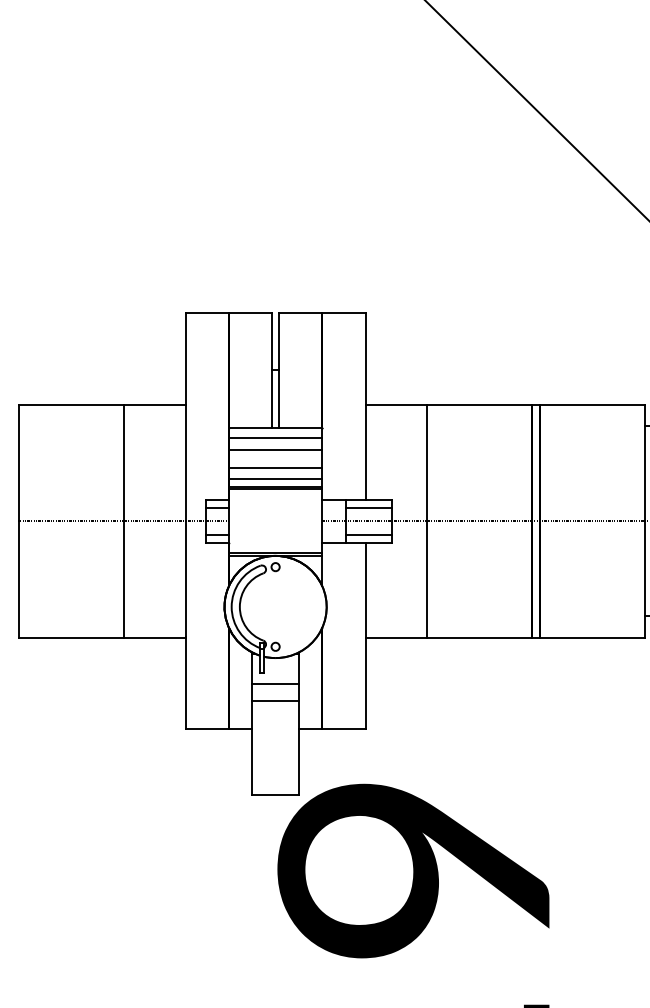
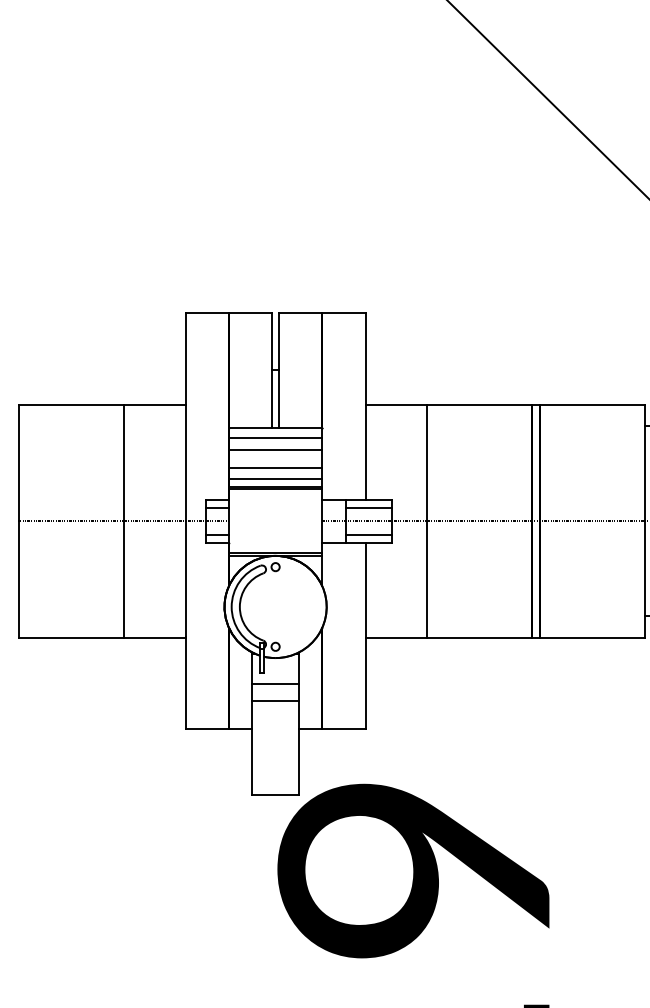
line position: (536, 110) -> (547, 99) (547, 99)
